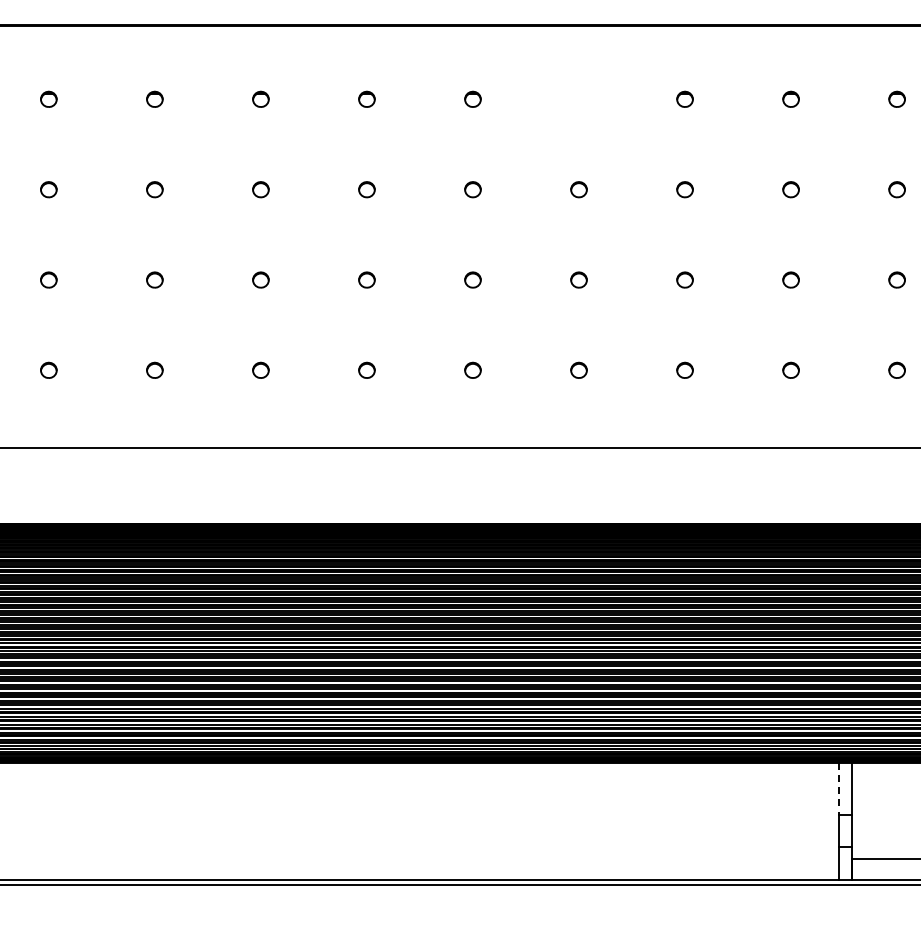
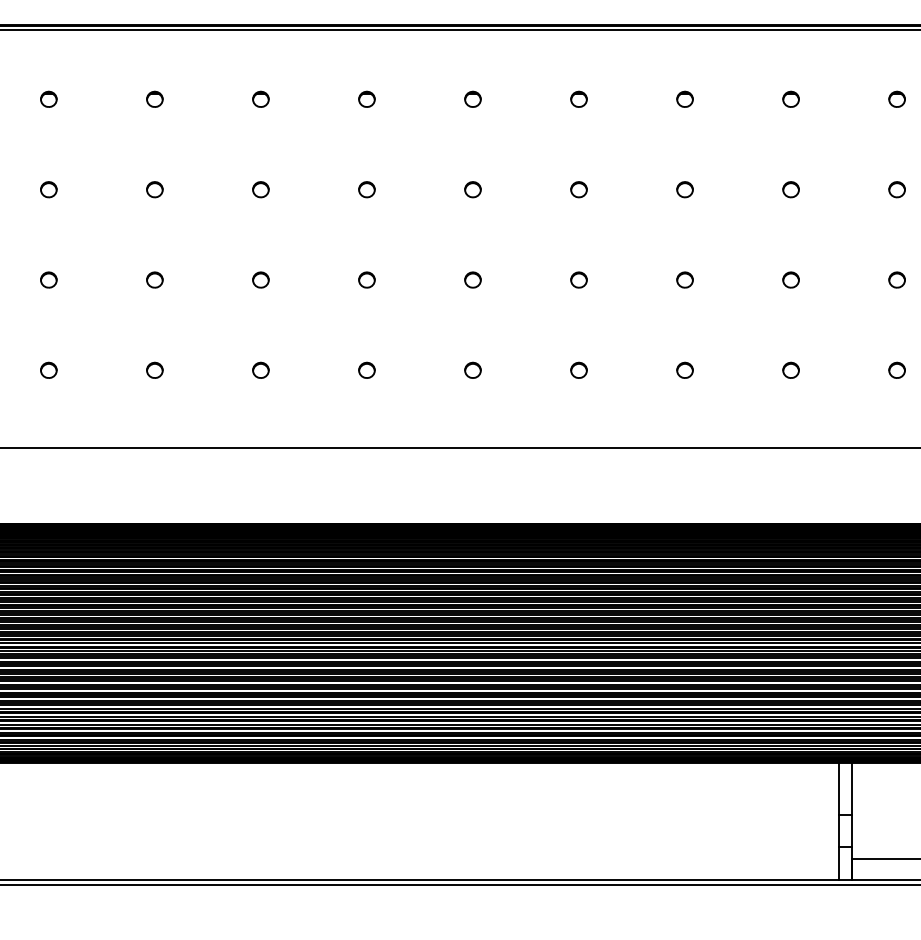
line: none -> present (459, 30)
part: none -> present (578, 98)
line: dashed -> solid (838, 789)
